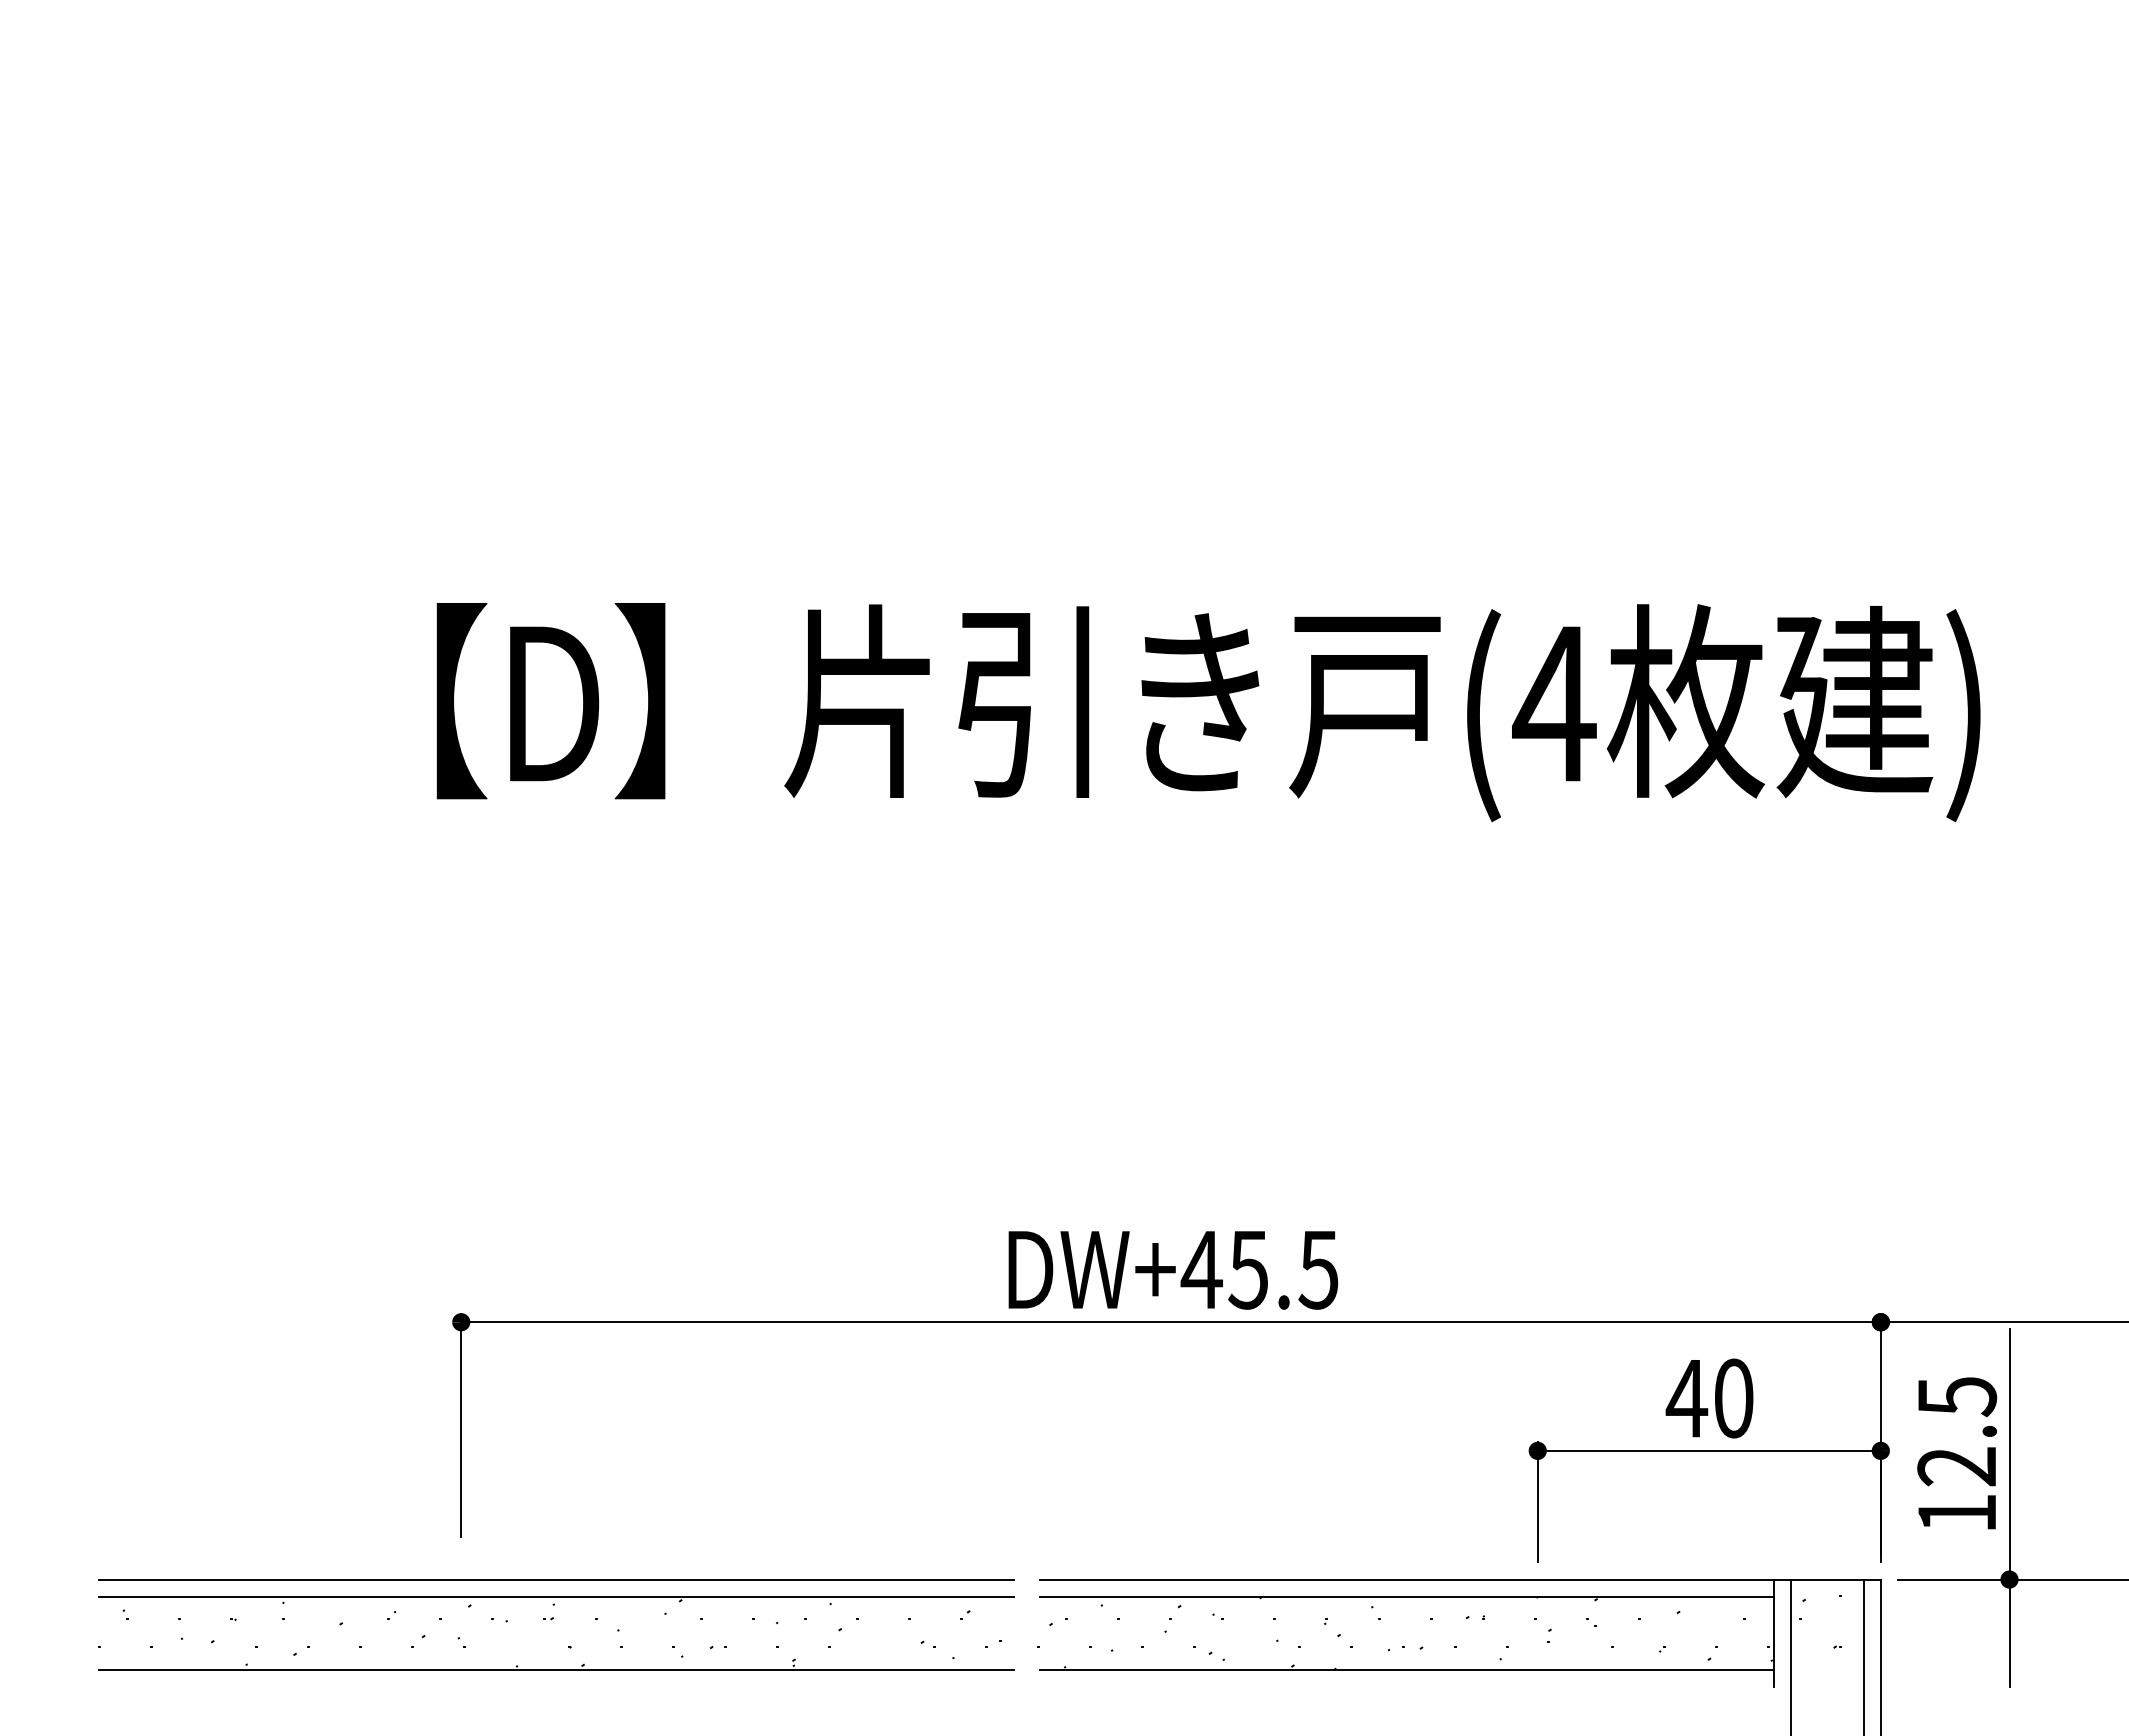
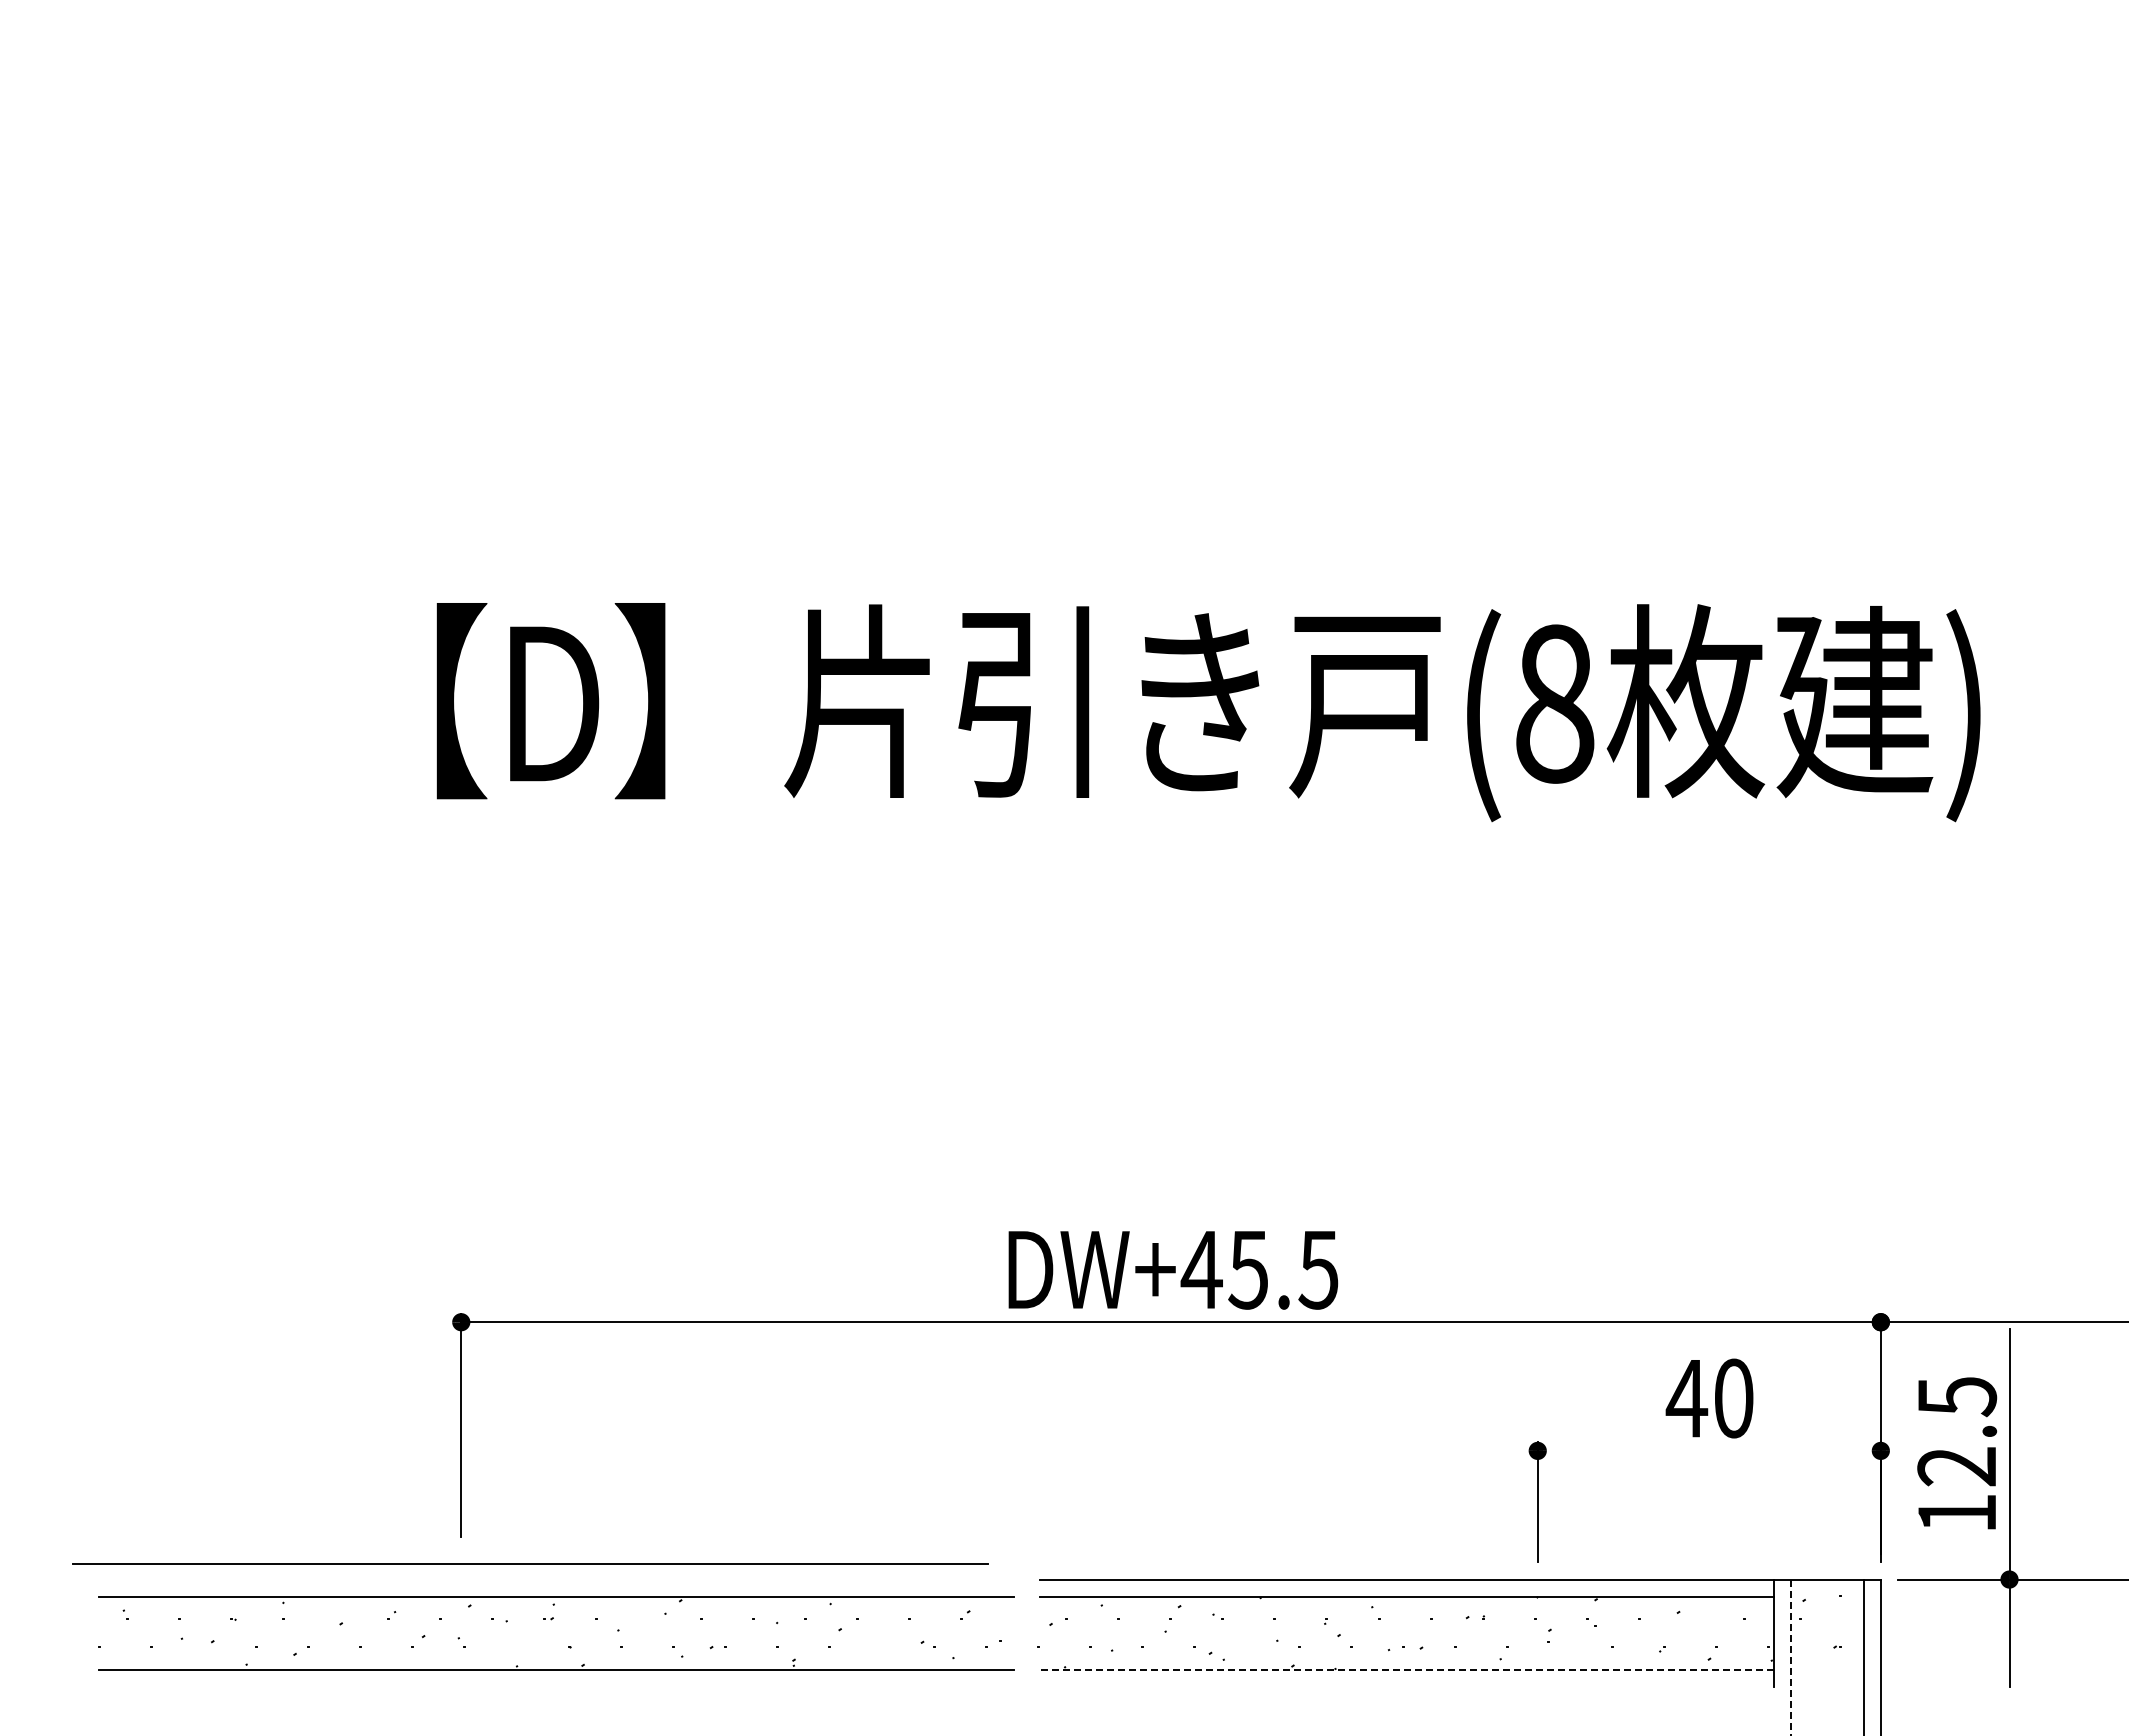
text: (4 -> (8 (1554, 703)
line: present -> none (1708, 1450)
line position: (556, 1579) -> (530, 1563) (530, 1563)
line: solid -> dashed (1790, 1657)
line: solid -> dashed (1406, 1669)
